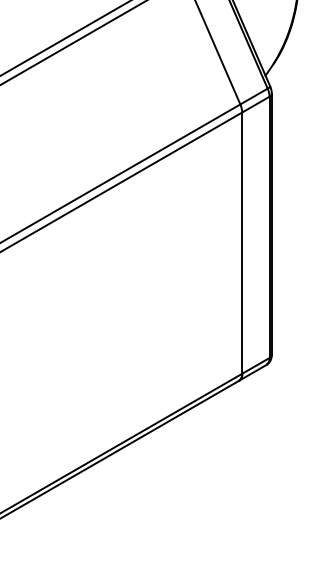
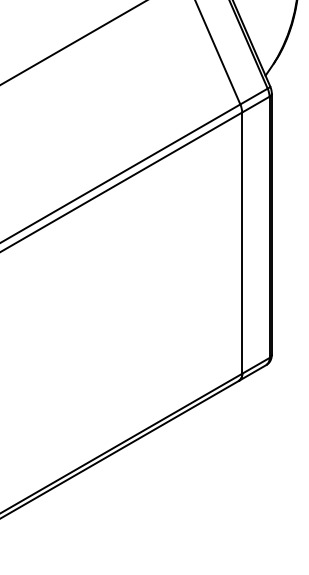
line: present -> none (65, 38)
